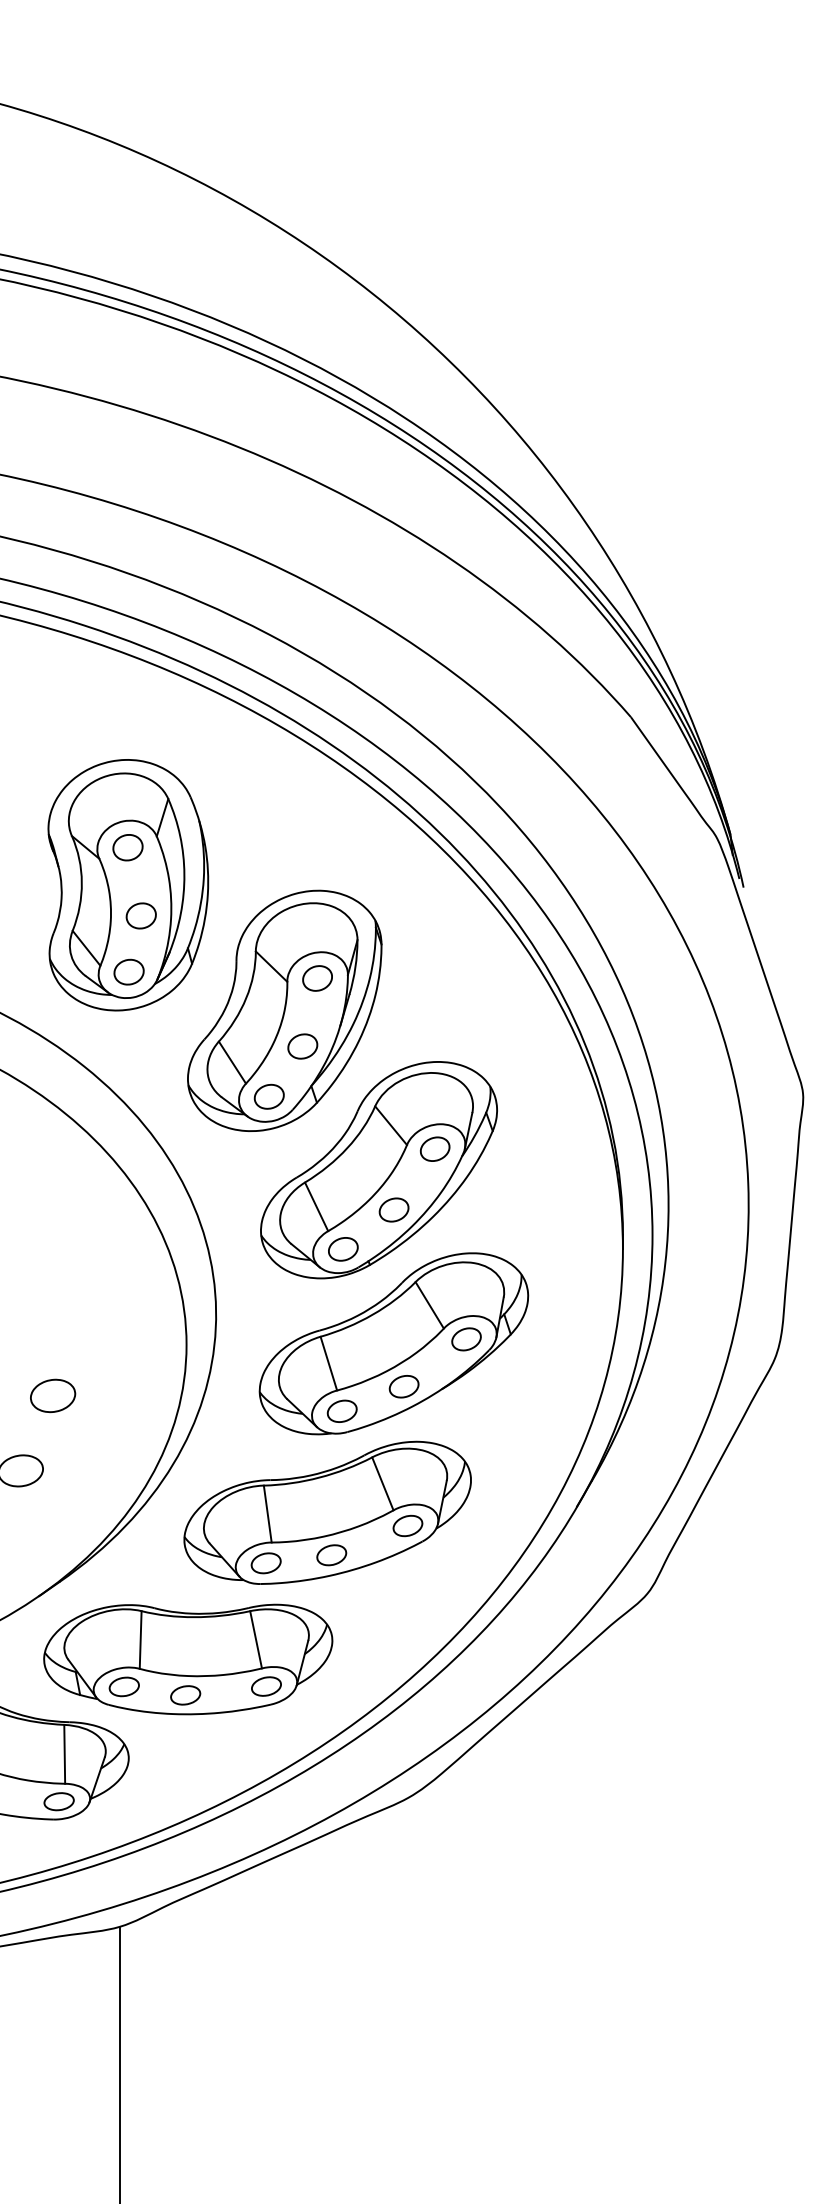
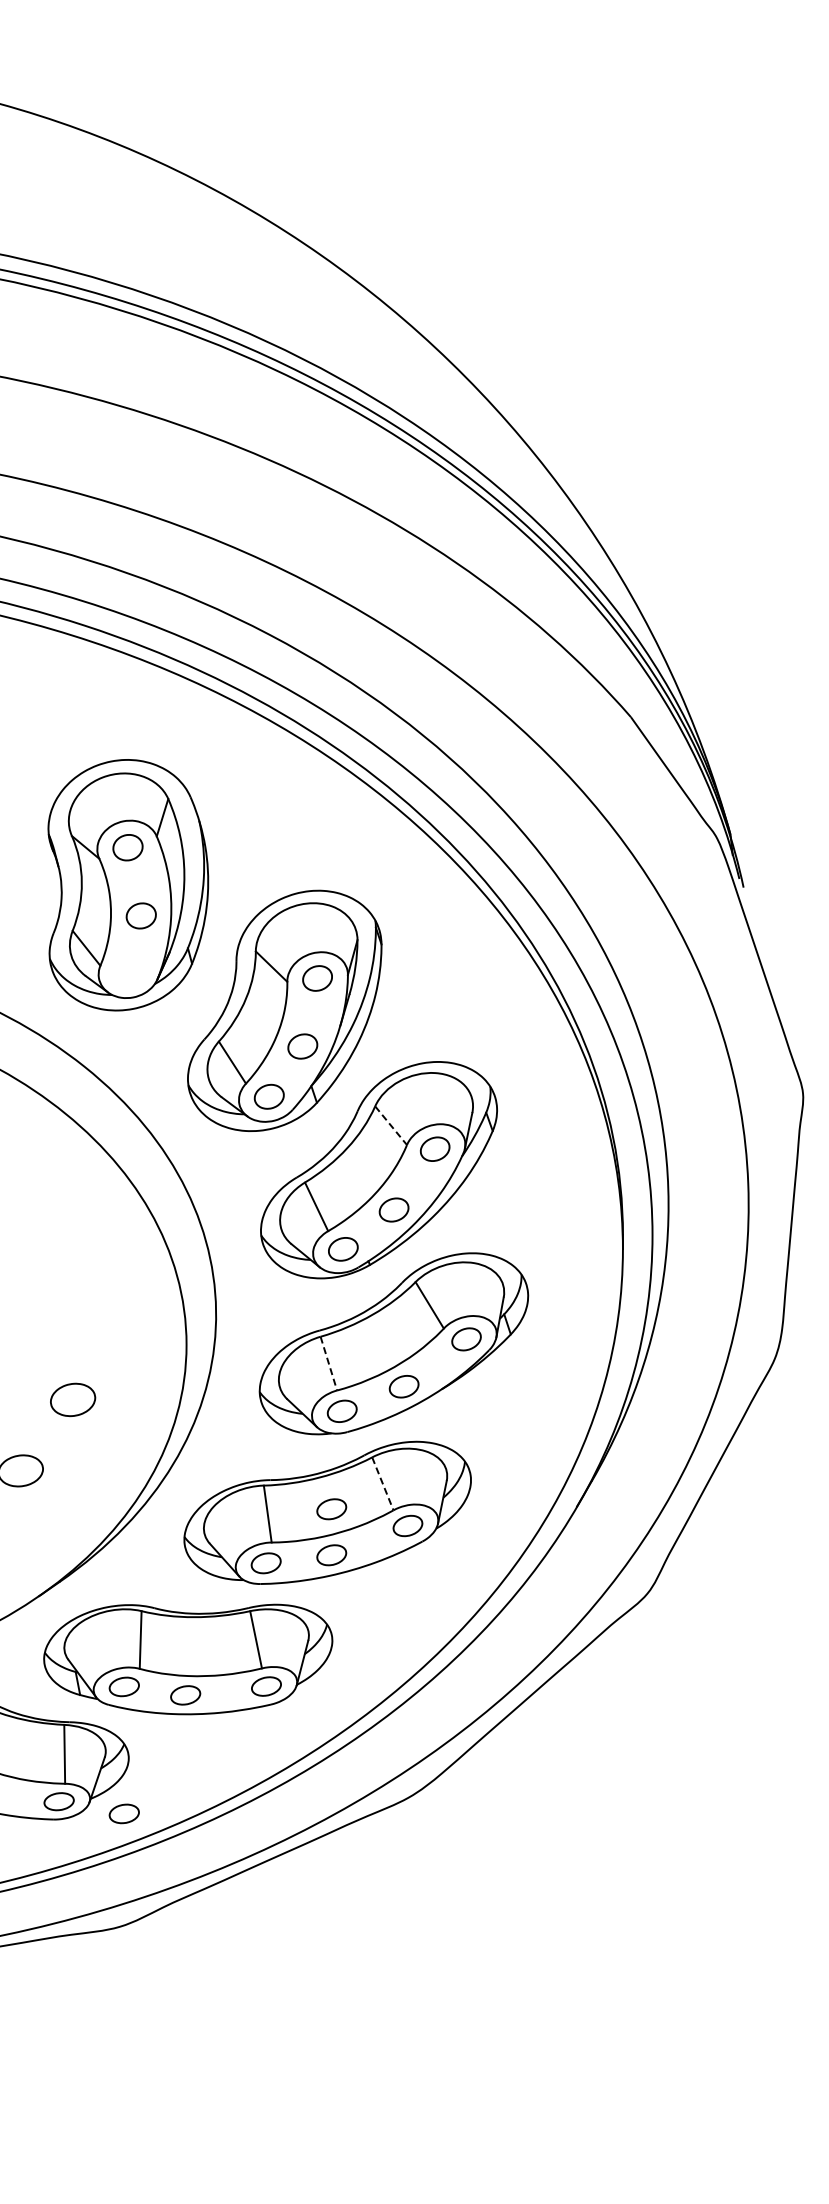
part: present -> none (128, 971)
line: solid -> dashed (391, 1126)
line: solid -> dashed (329, 1364)
part position: (53, 1395) -> (73, 1399) (73, 1399)
line: solid -> dashed (382, 1483)
part: none -> present (331, 1509)
part: none -> present (123, 1813)
line: present -> none (120, 2063)
